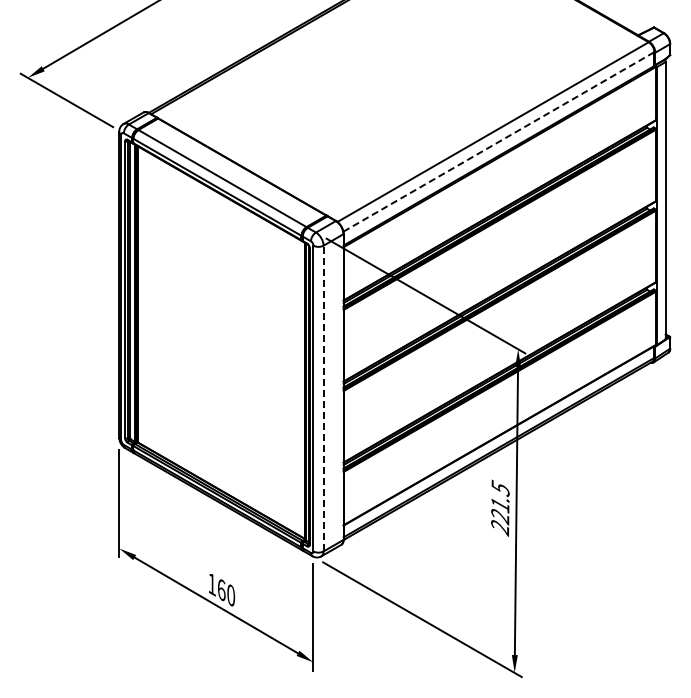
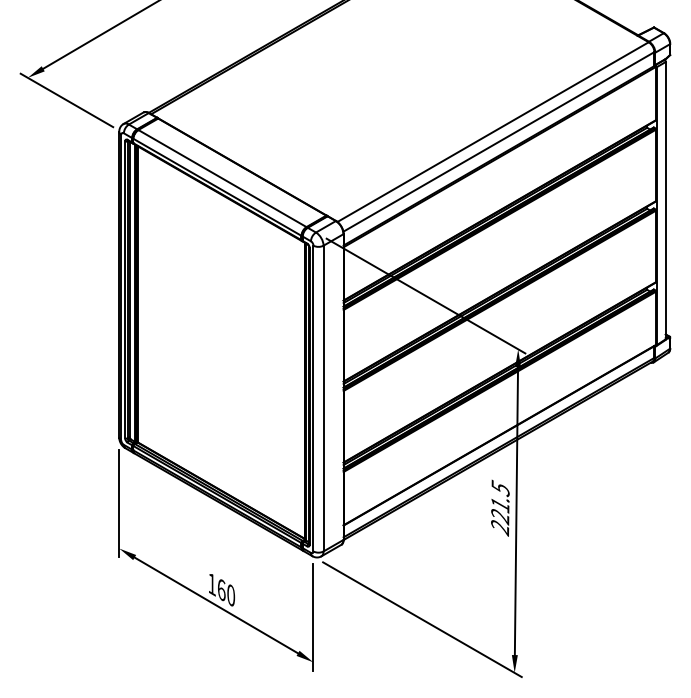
line: dashed -> solid (498, 141)
line: dashed -> solid (323, 398)
